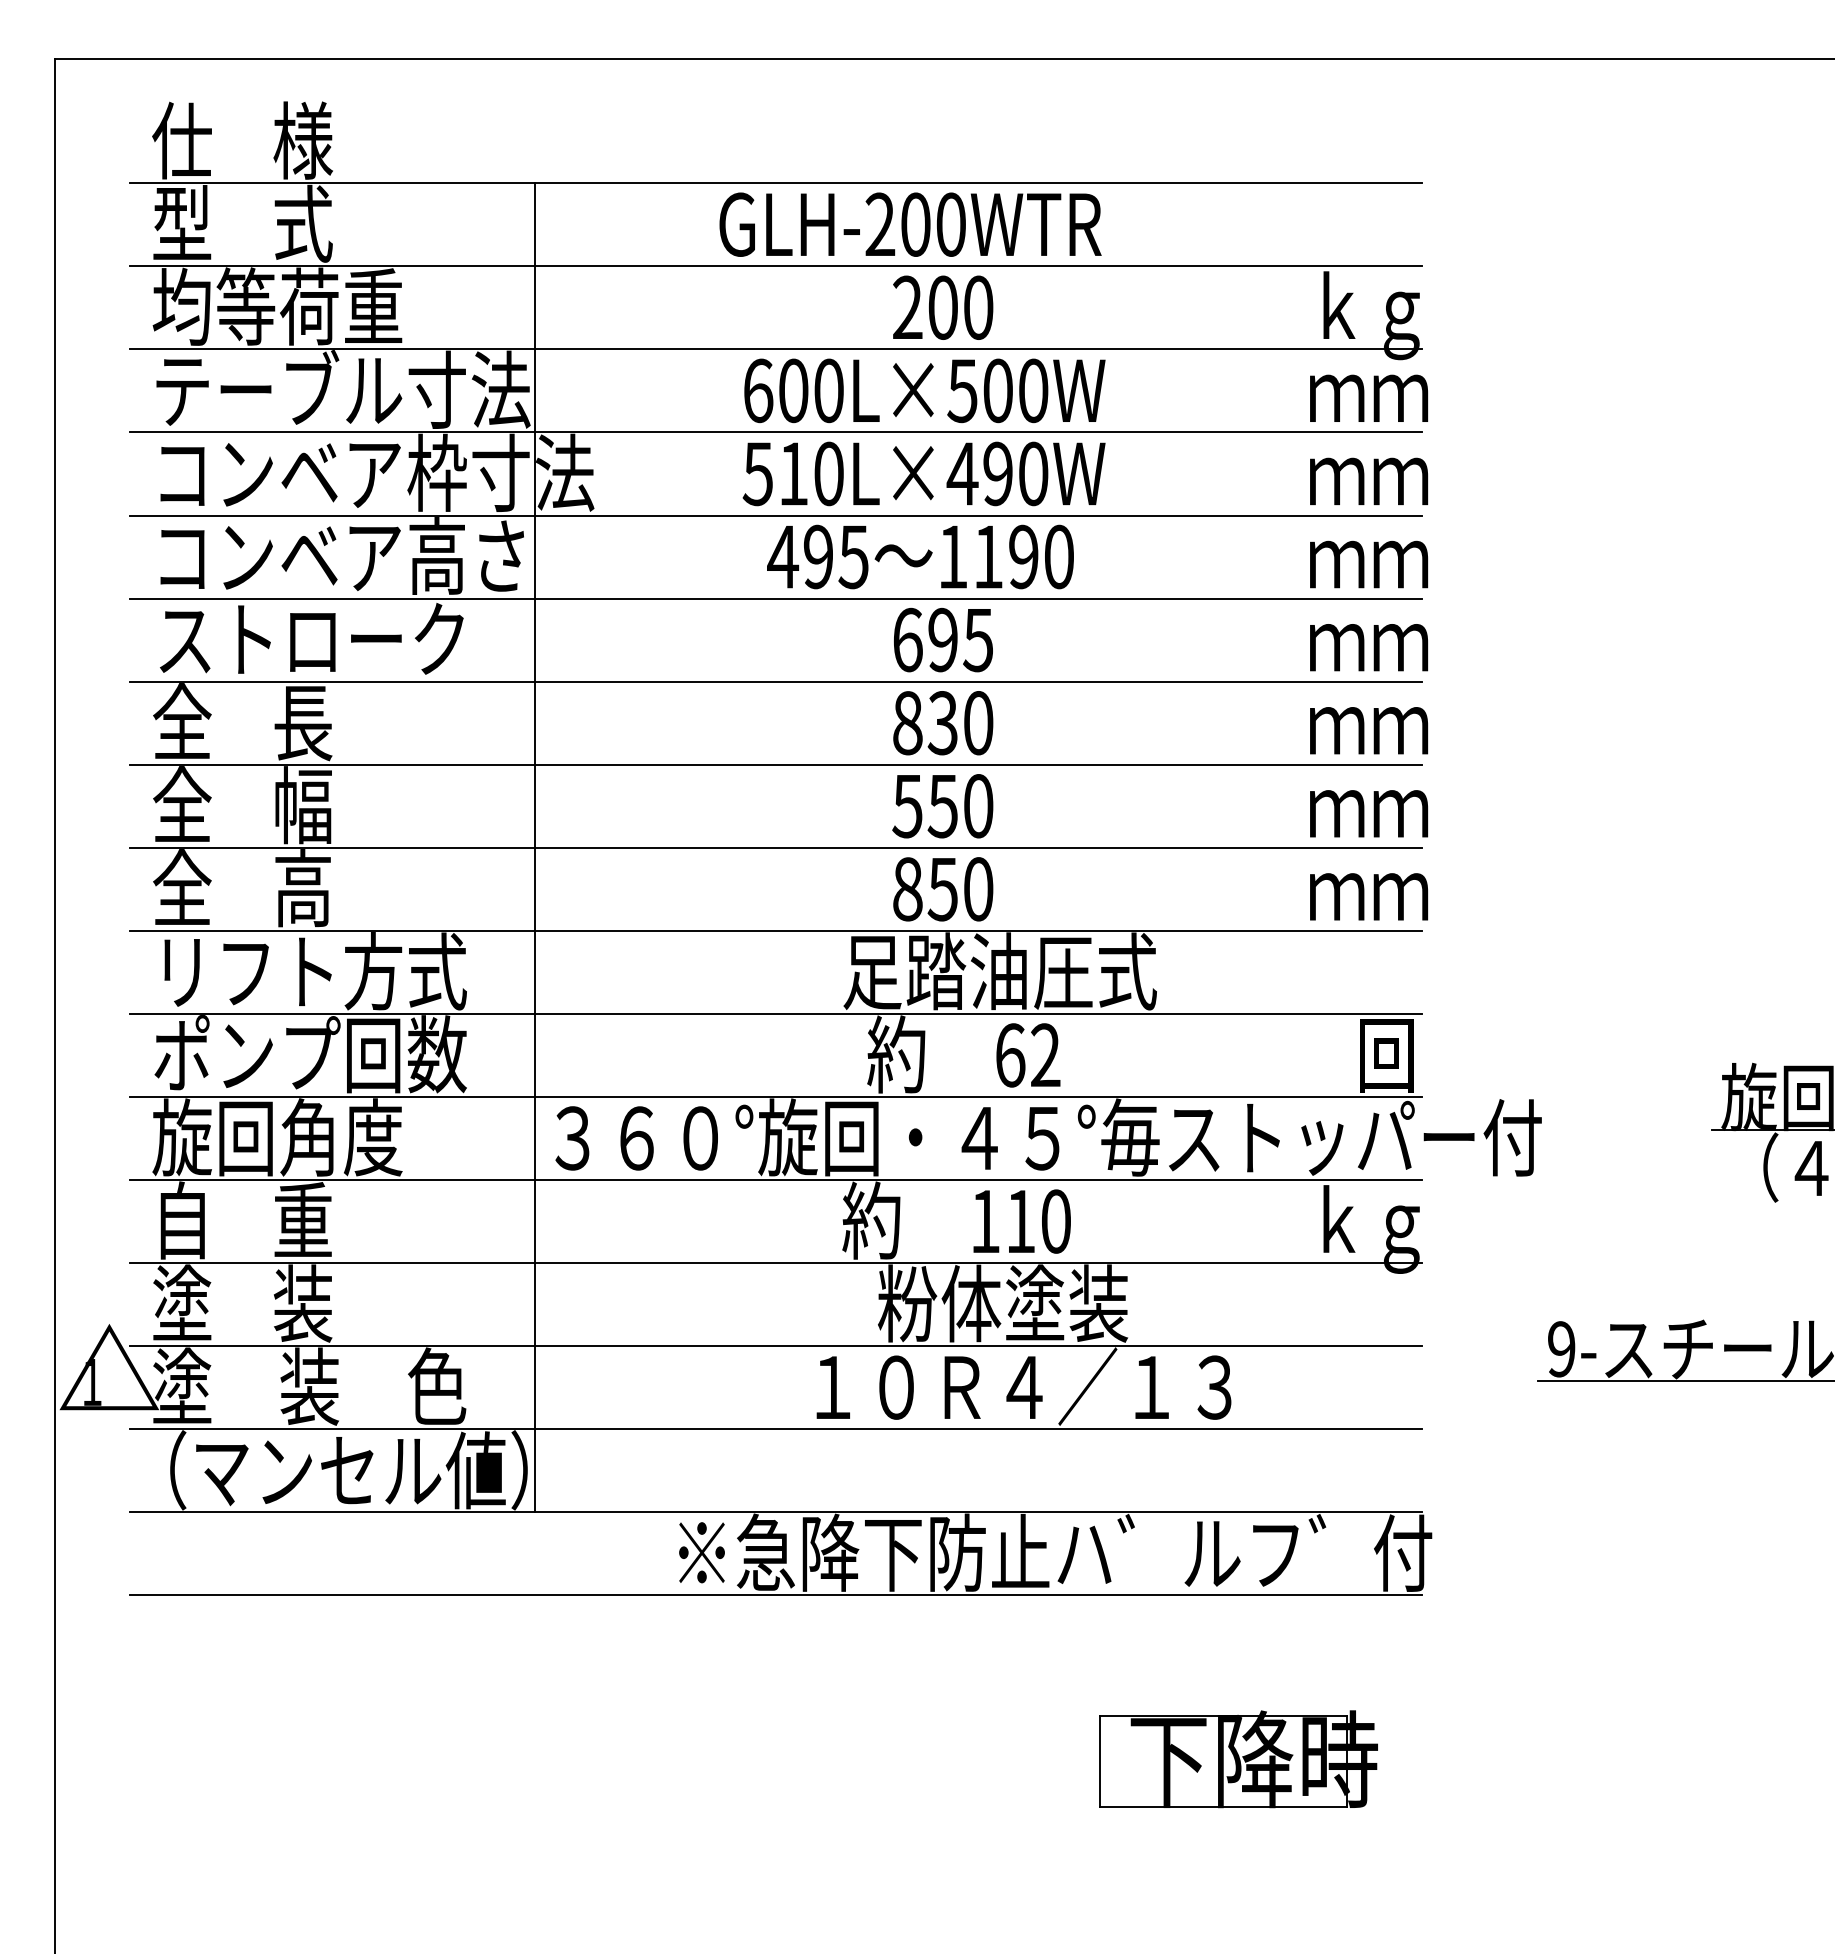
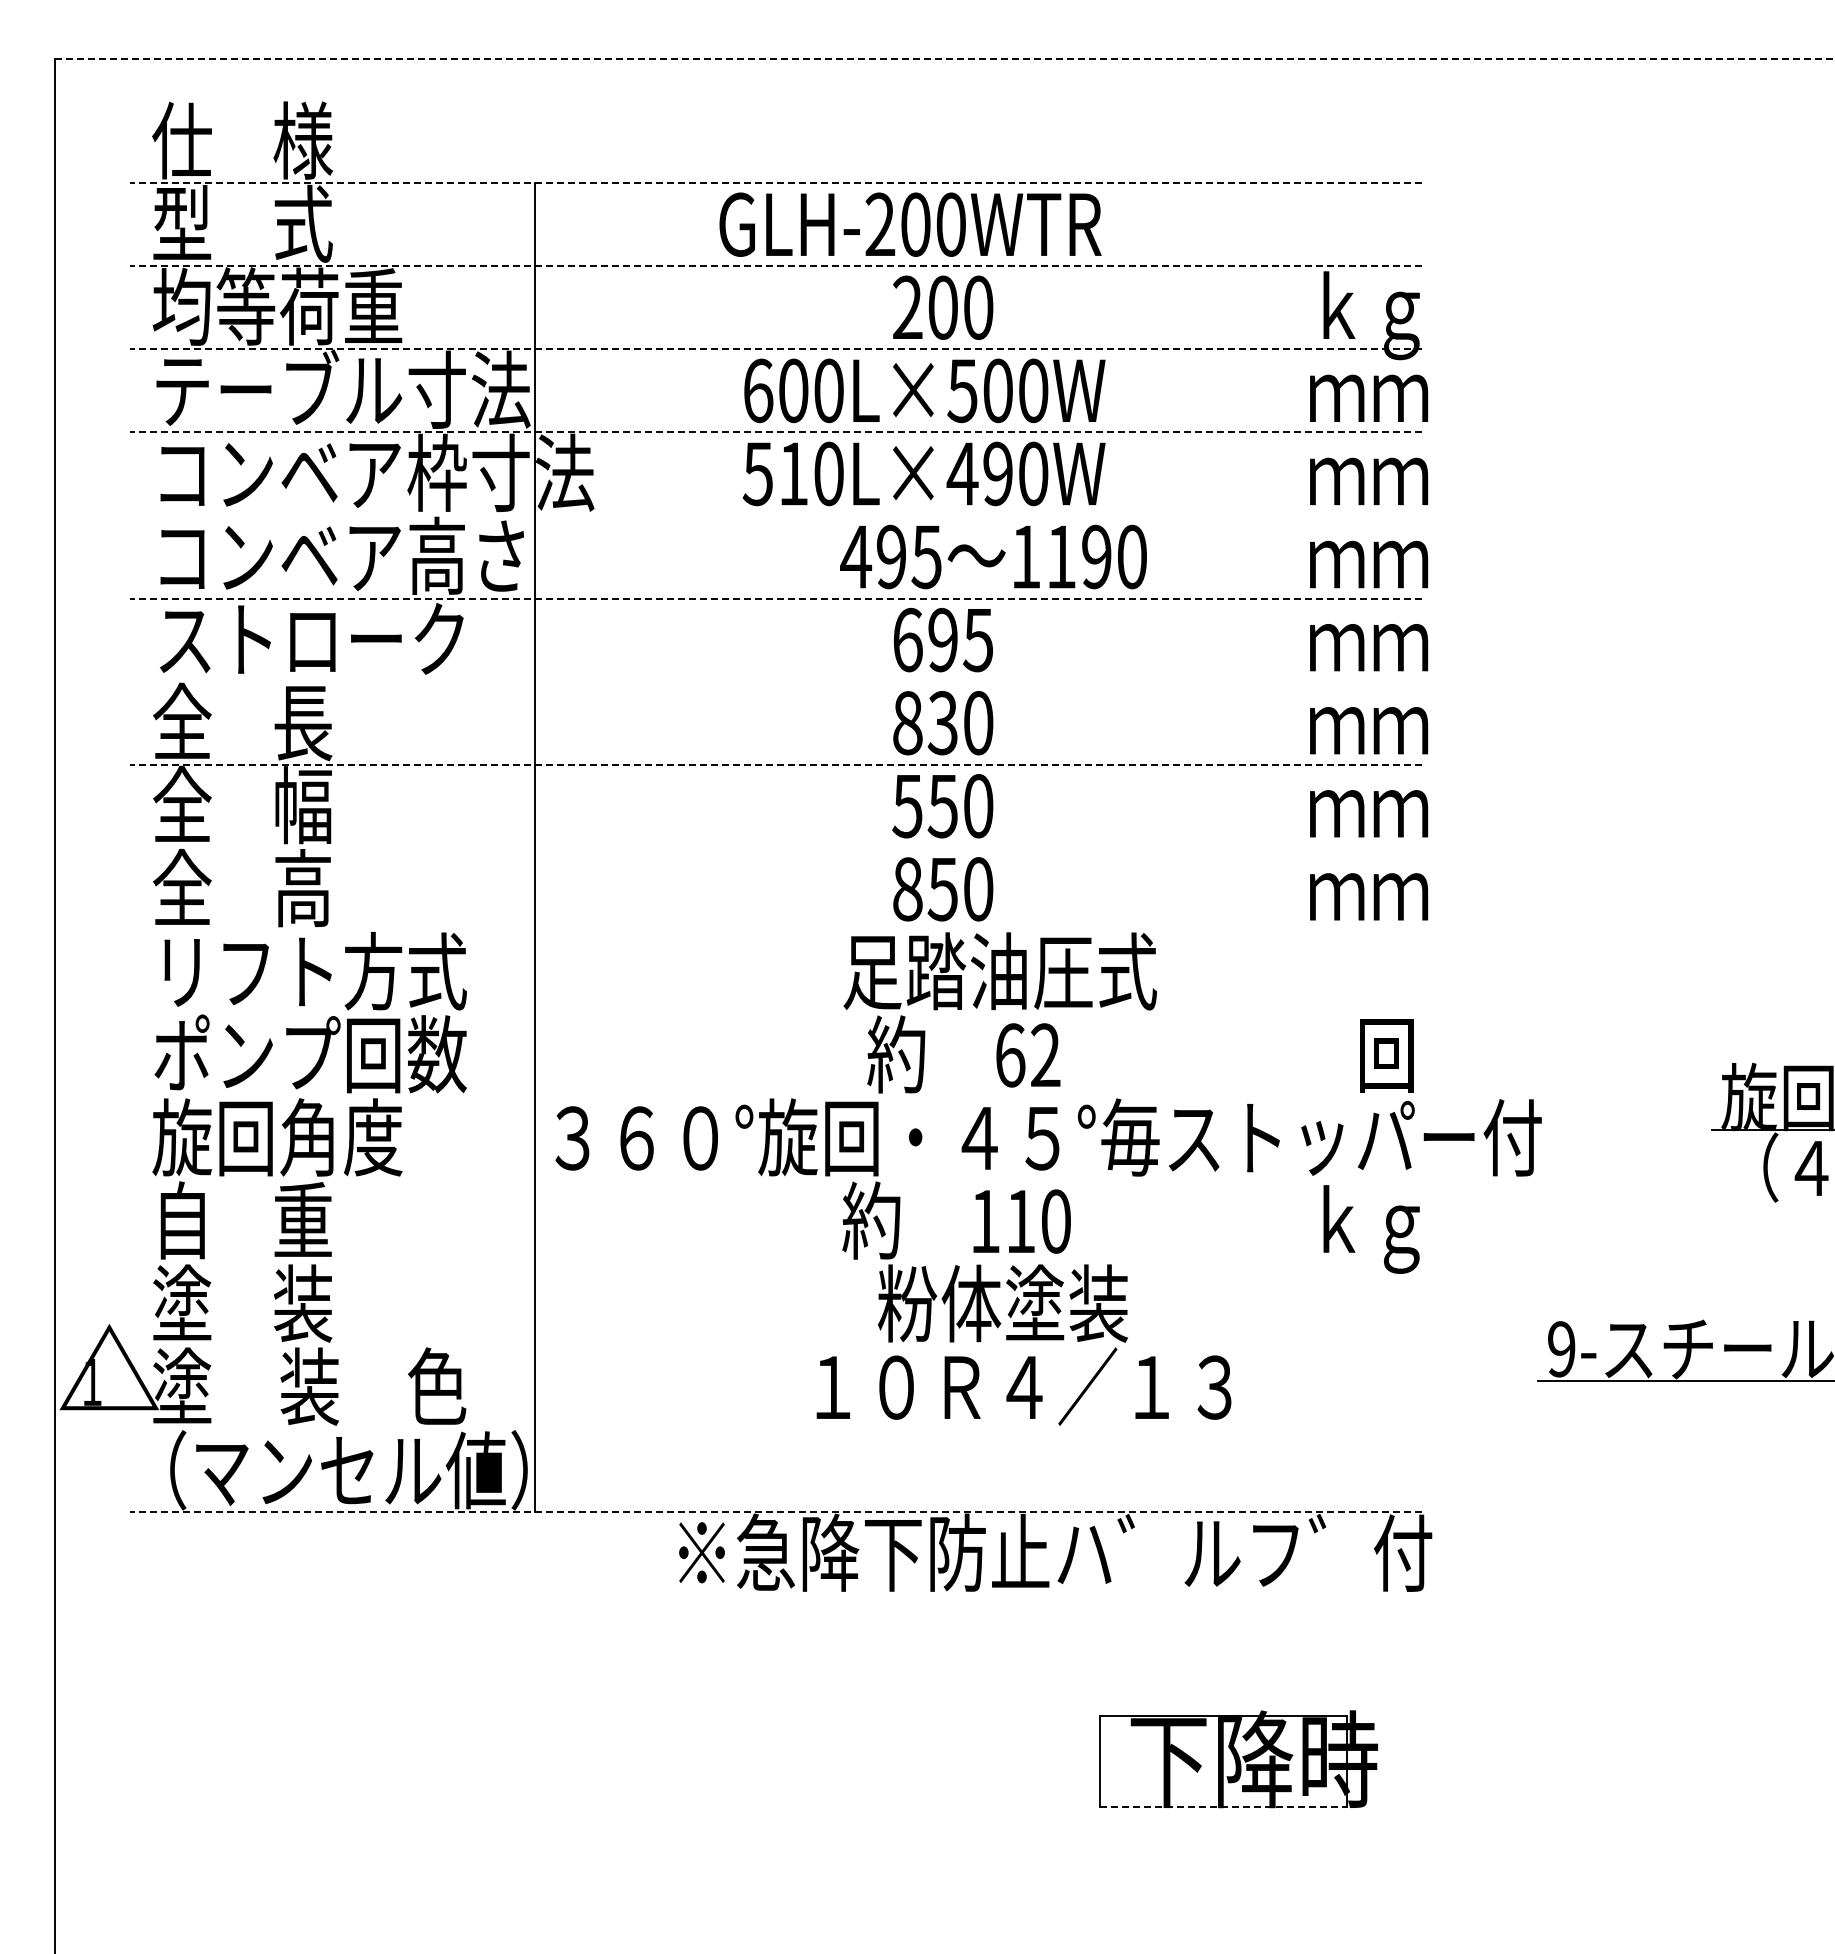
line: solid -> dashed (945, 58)
line: solid -> dashed (775, 183)
line: solid -> dashed (775, 266)
line: solid -> dashed (775, 349)
line: solid -> dashed (775, 432)
line: present -> none (775, 515)
text position: (920, 556) -> (993, 556) (993, 556)
line: solid -> dashed (775, 598)
line: present -> none (775, 681)
line: solid -> dashed (775, 764)
line: present -> none (775, 847)
line: present -> none (775, 930)
line: present -> none (775, 1013)
line: present -> none (775, 1097)
line: present -> none (775, 1180)
line: present -> none (775, 1263)
line: present -> none (775, 1346)
line: present -> none (775, 1429)
line: solid -> dashed (775, 1512)
line: present -> none (775, 1595)
line: solid -> dashed (1223, 1806)
